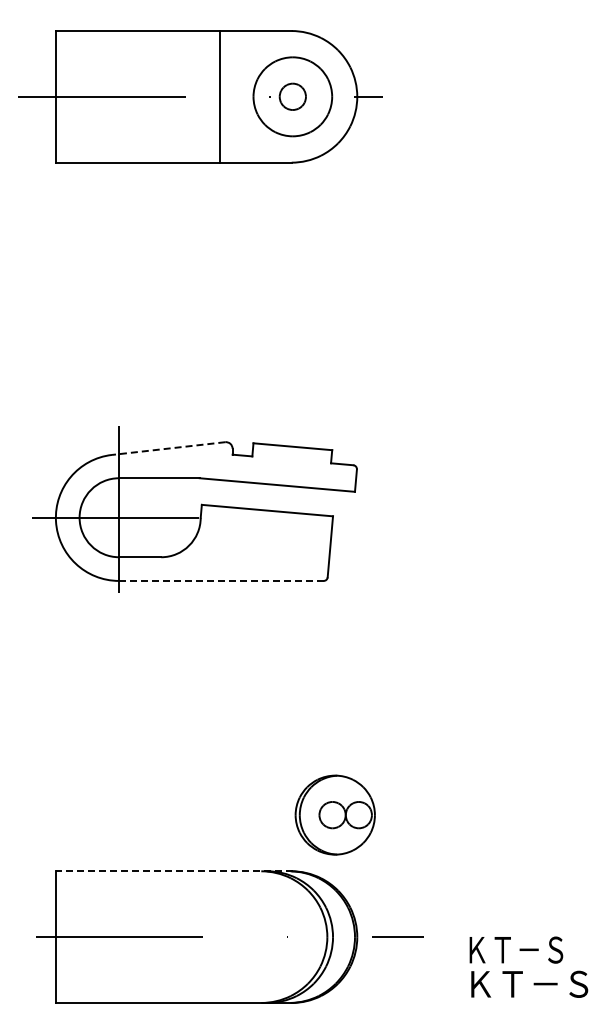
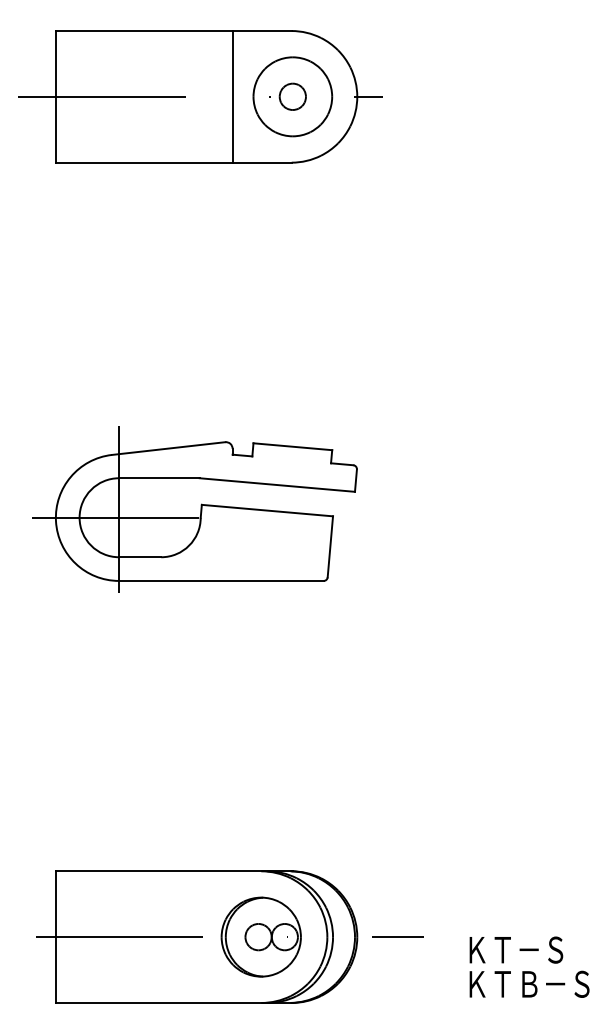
line position: (219, 96) -> (232, 96) (232, 96)
line: dashed -> solid (168, 448)
line: dashed -> solid (220, 580)
part position: (334, 814) -> (260, 936) (260, 936)
line: dashed -> solid (173, 871)
text: ＫＴ－Ｓ -> ＫＴＢ－Ｓ (529, 983)
